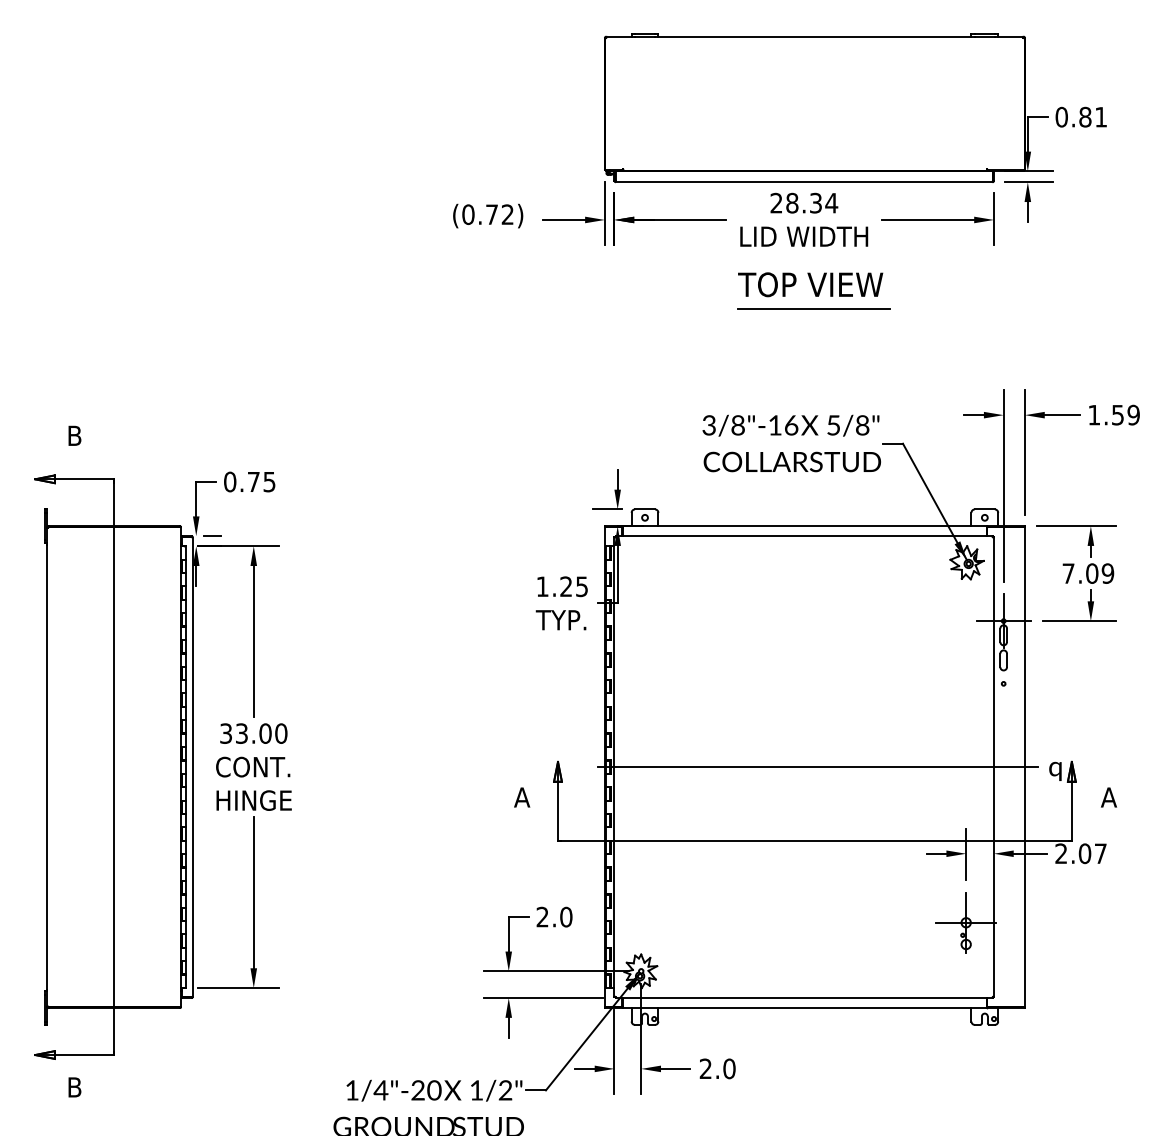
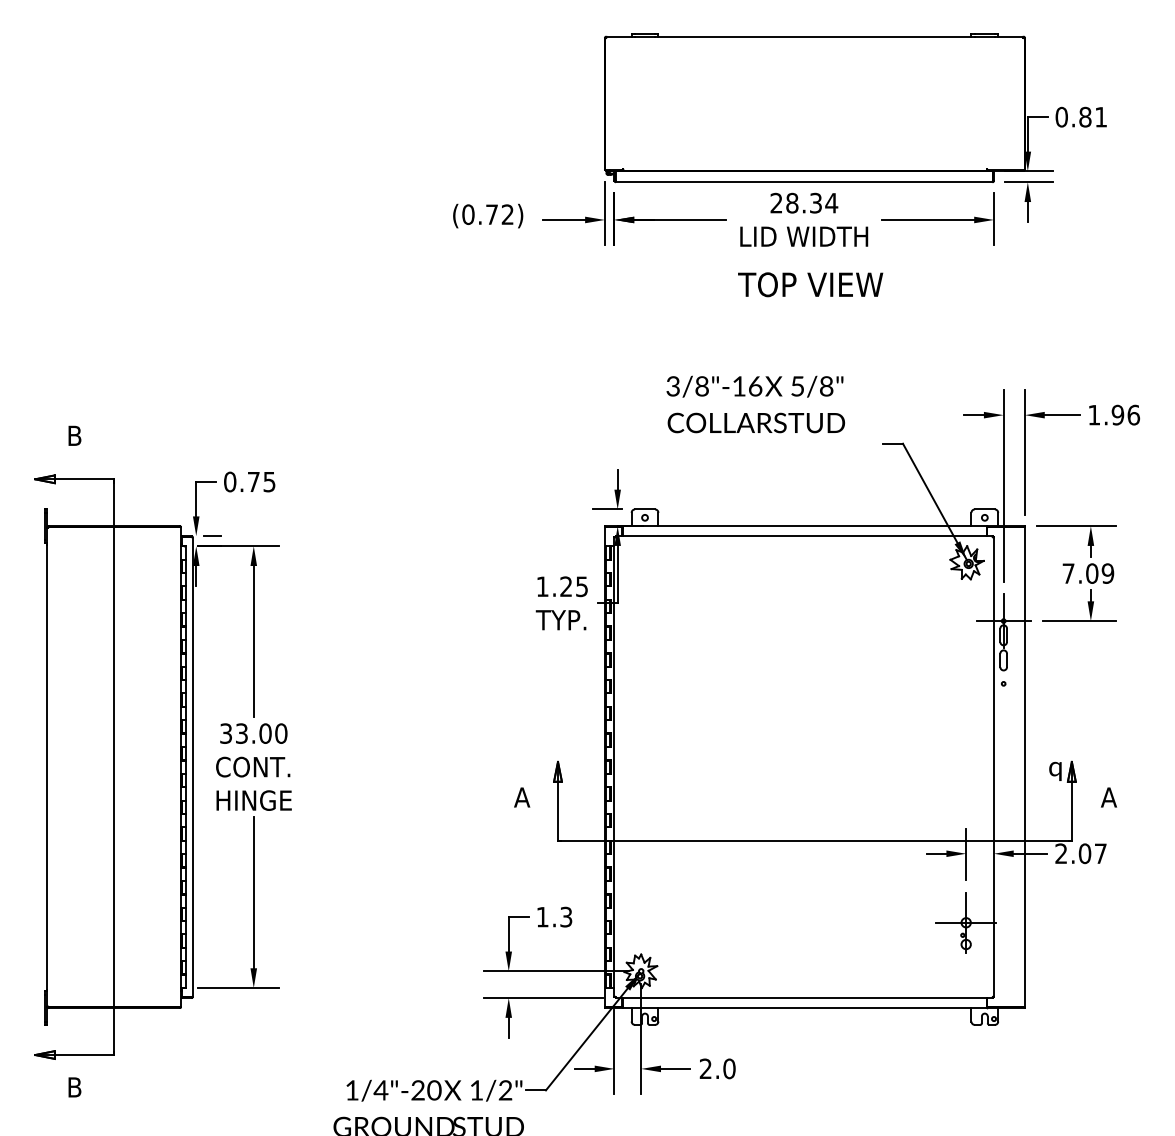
line: present -> none (814, 308)
text: 1.59 -> 1.96 (1125, 414)
text position: (791, 443) -> (755, 404) (755, 404)
line: present -> none (817, 767)
text: 2.0 -> 1.3 (554, 916)
